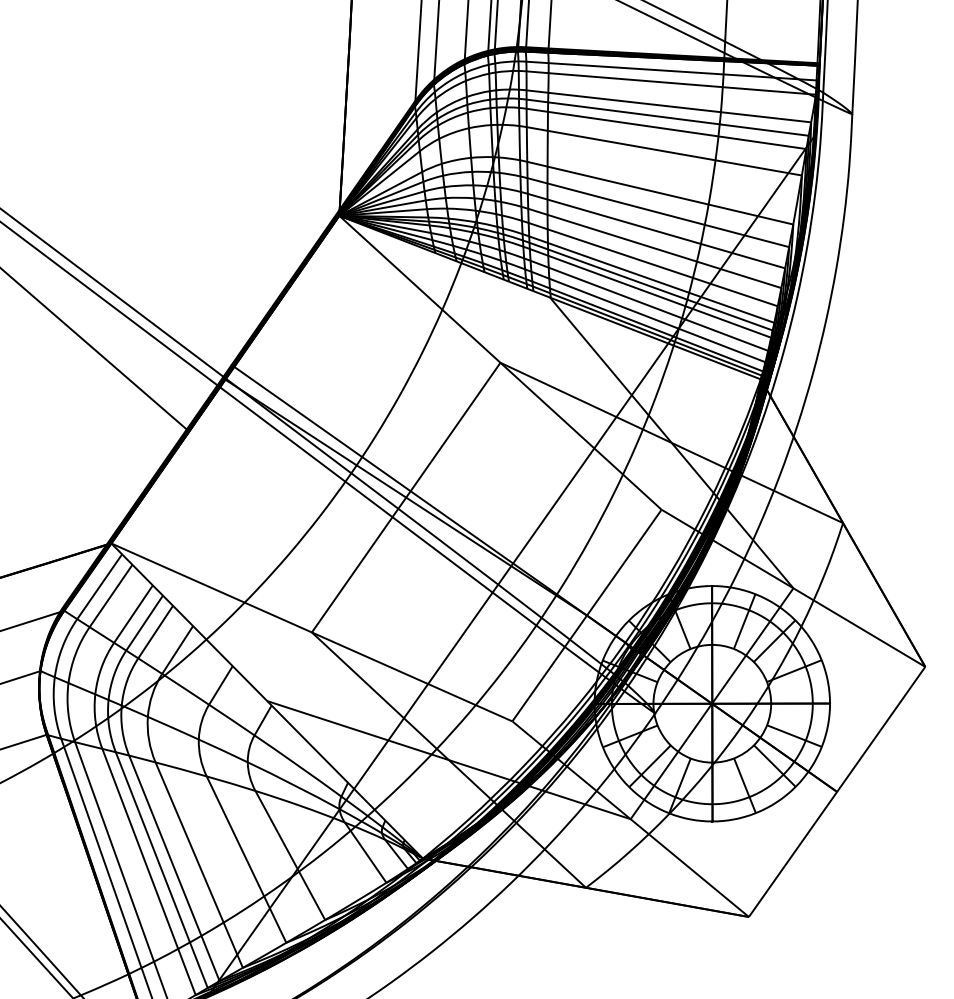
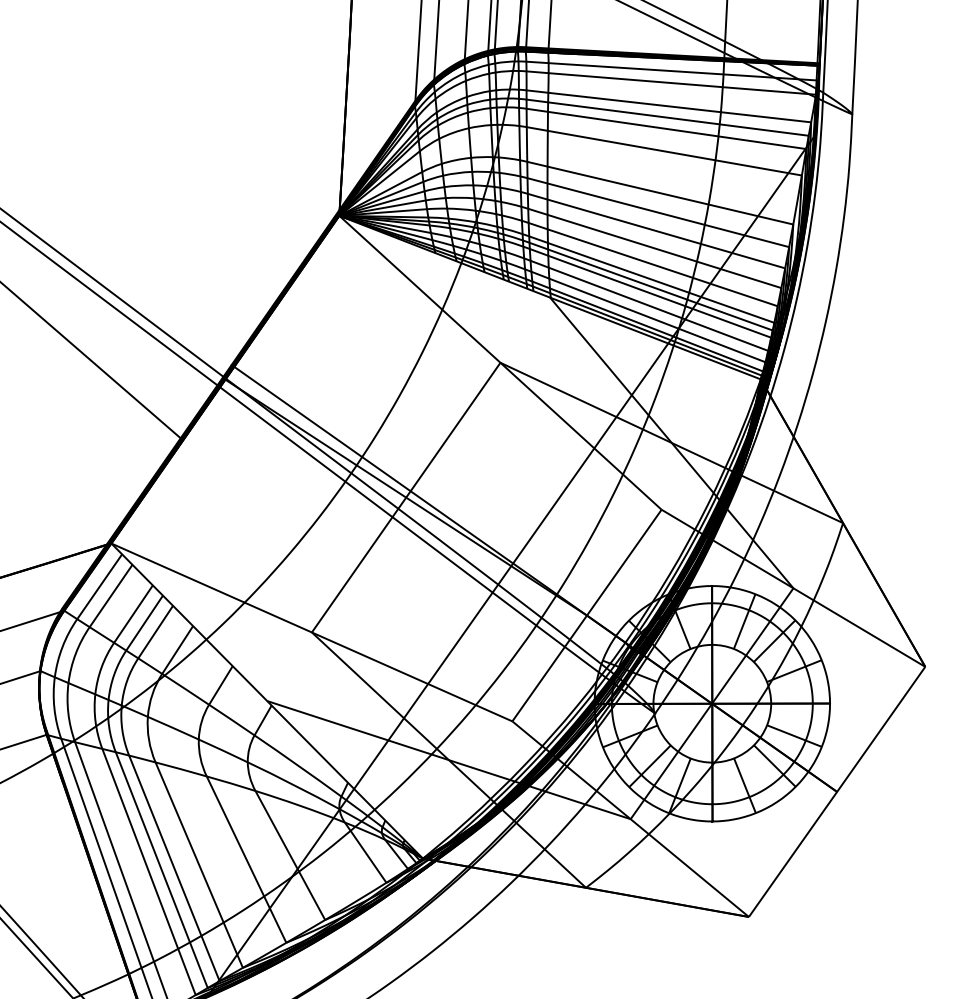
line position: (94, 349) -> (90, 360) (90, 360)
